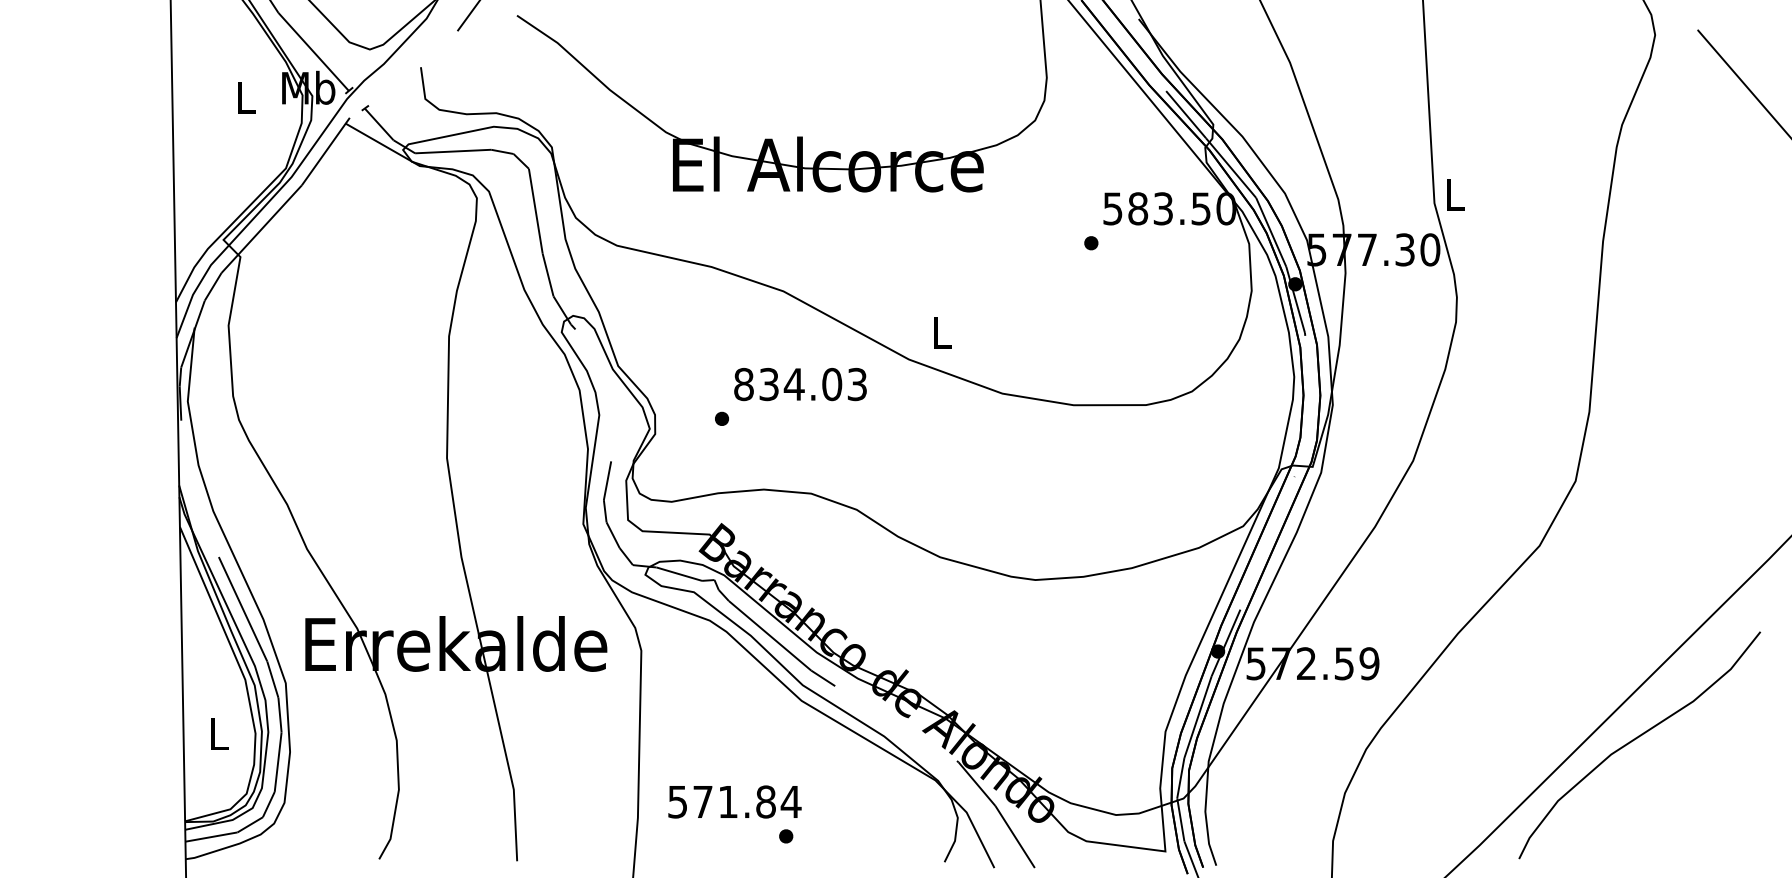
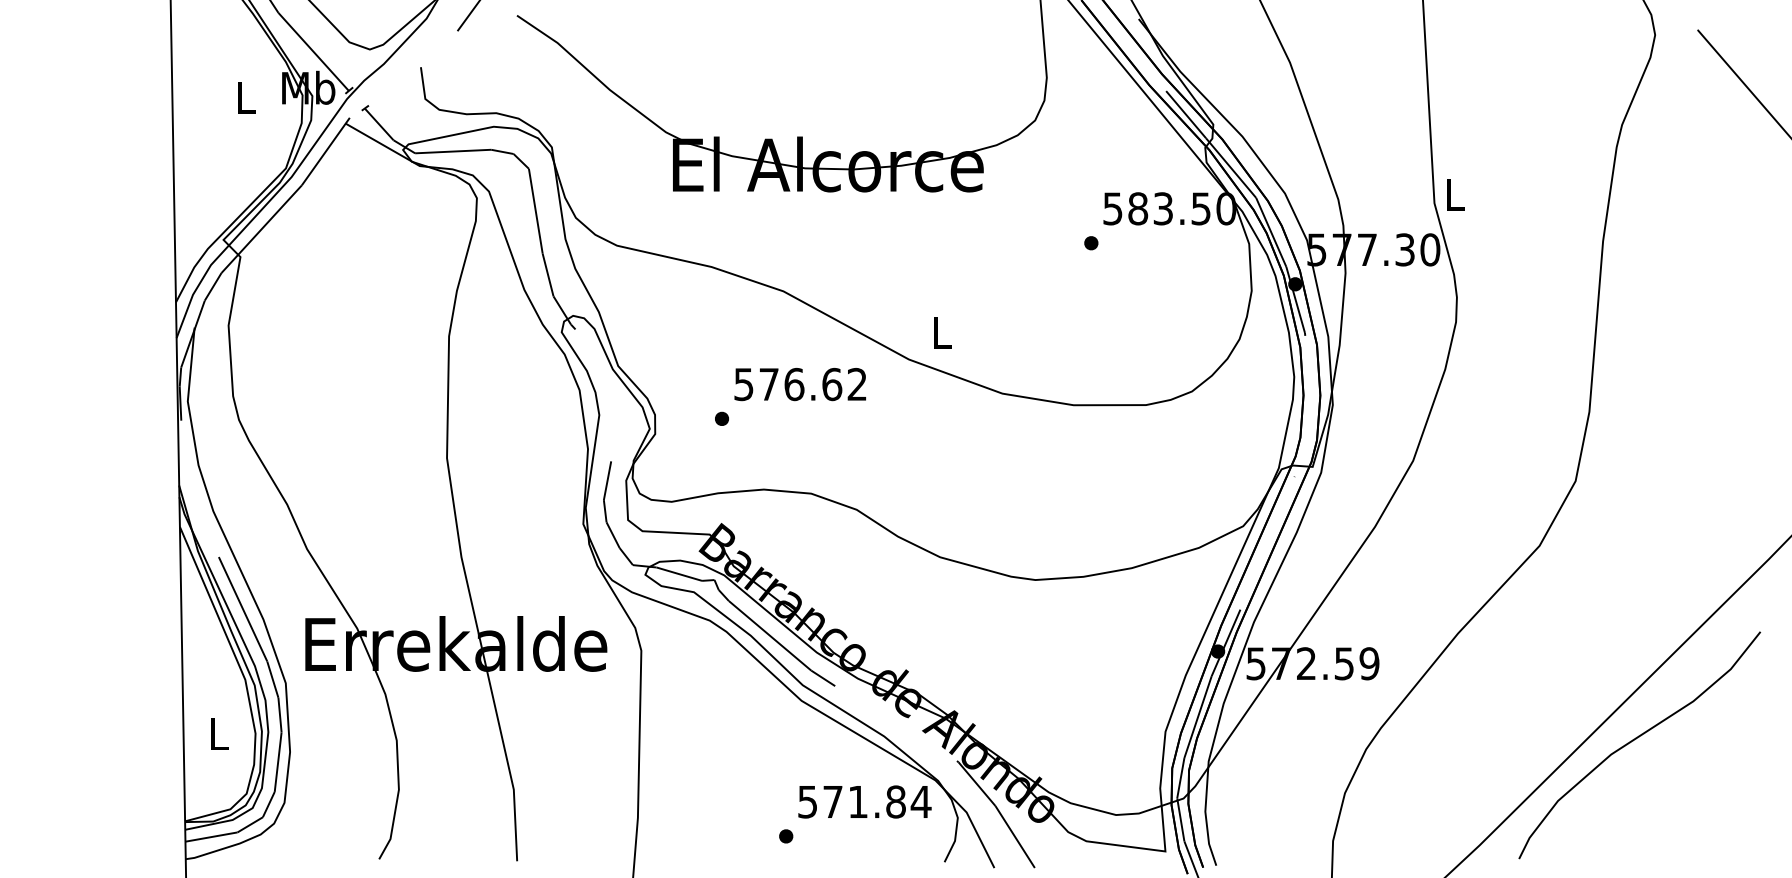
text: 834.03 -> 576.62 (800, 384)
text position: (734, 801) -> (864, 801) (864, 801)
